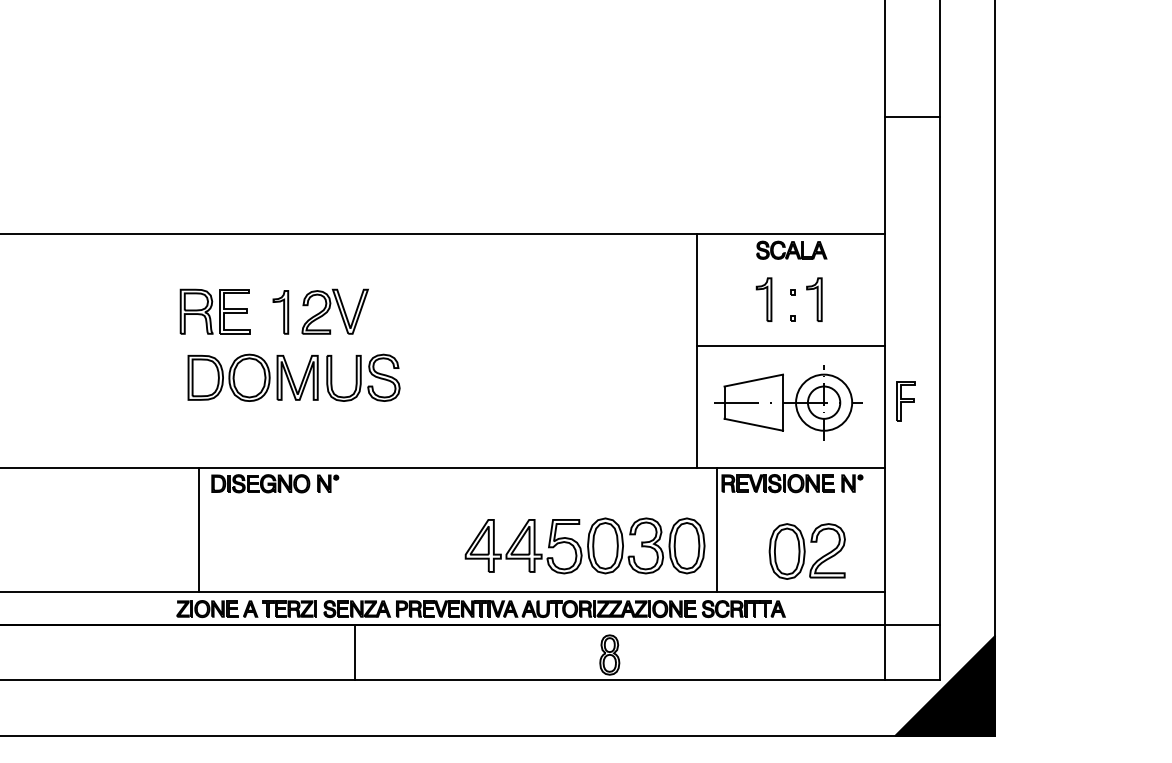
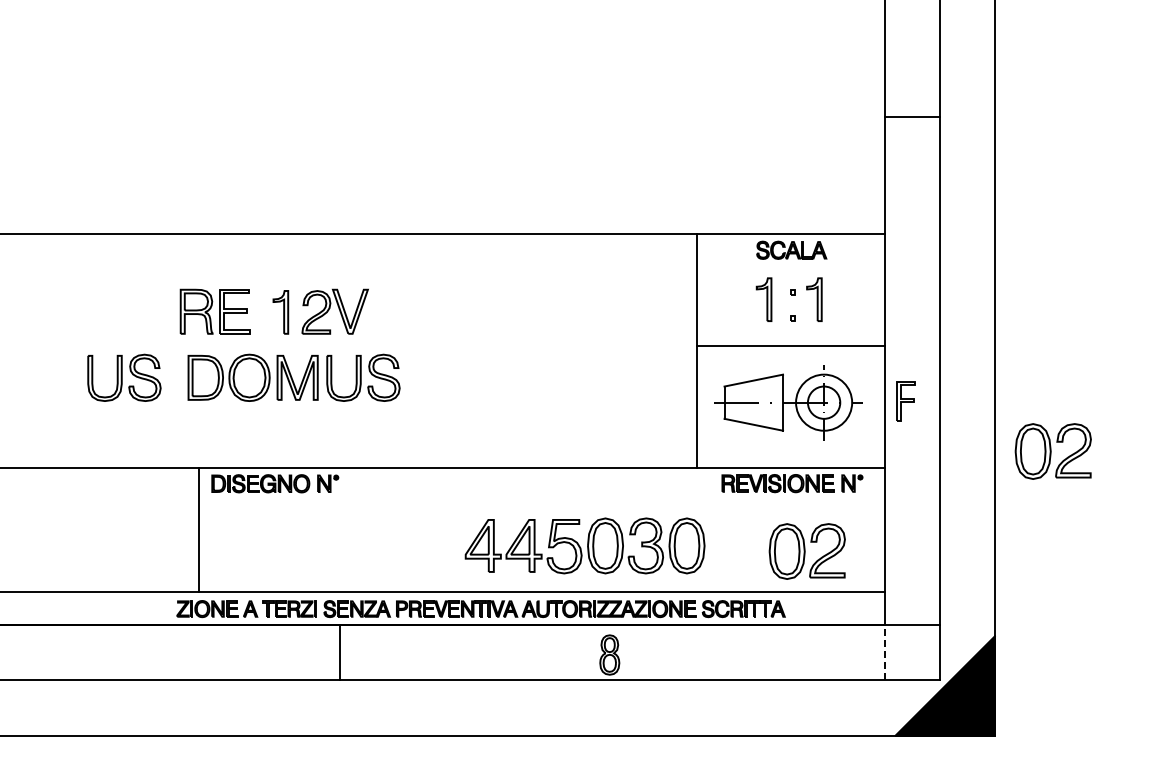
part: none -> present (124, 377)
part: none -> present (1052, 451)
line: present -> none (717, 529)
line position: (354, 652) -> (339, 652) (339, 652)
line: solid -> dashed (884, 652)
